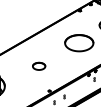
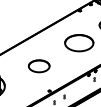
part size: 15x10 px -> 24x15 px (38, 66)
